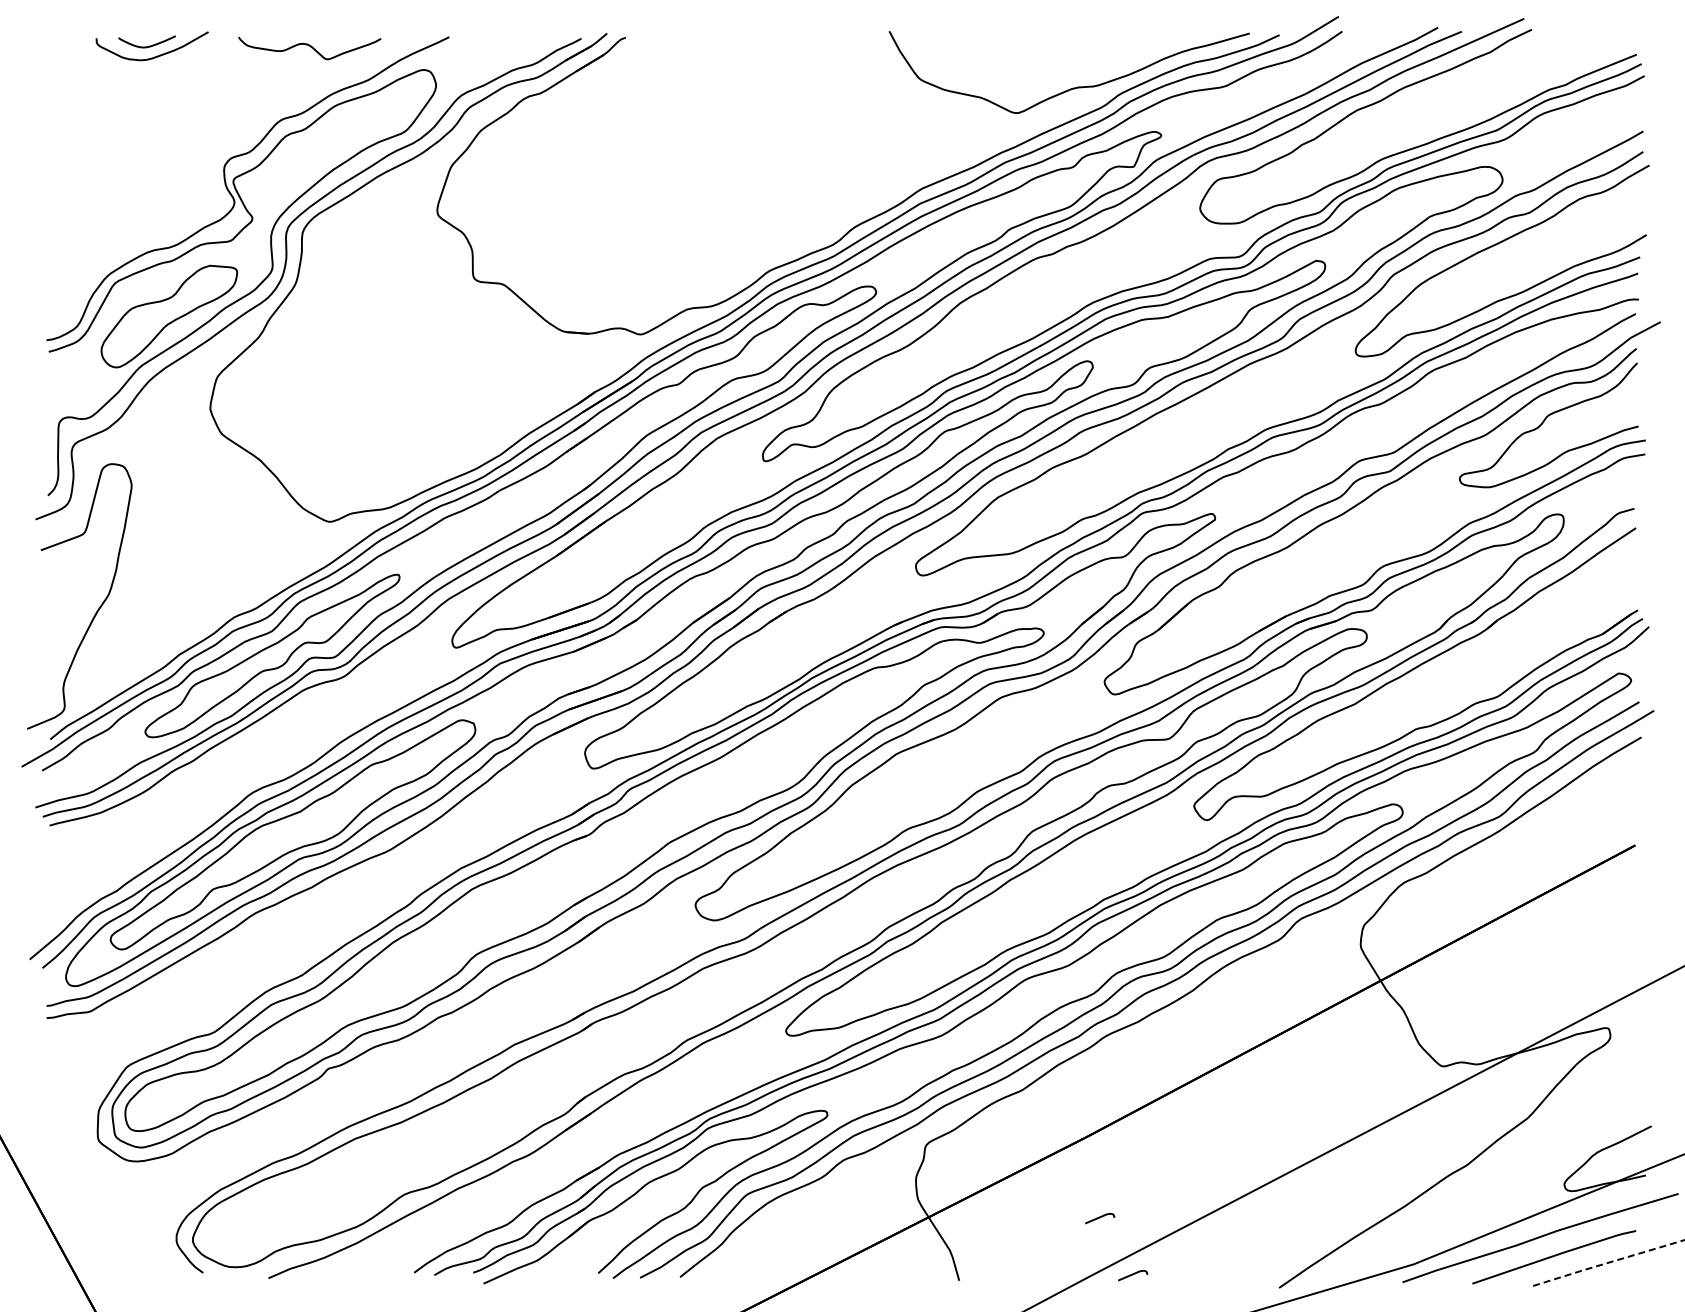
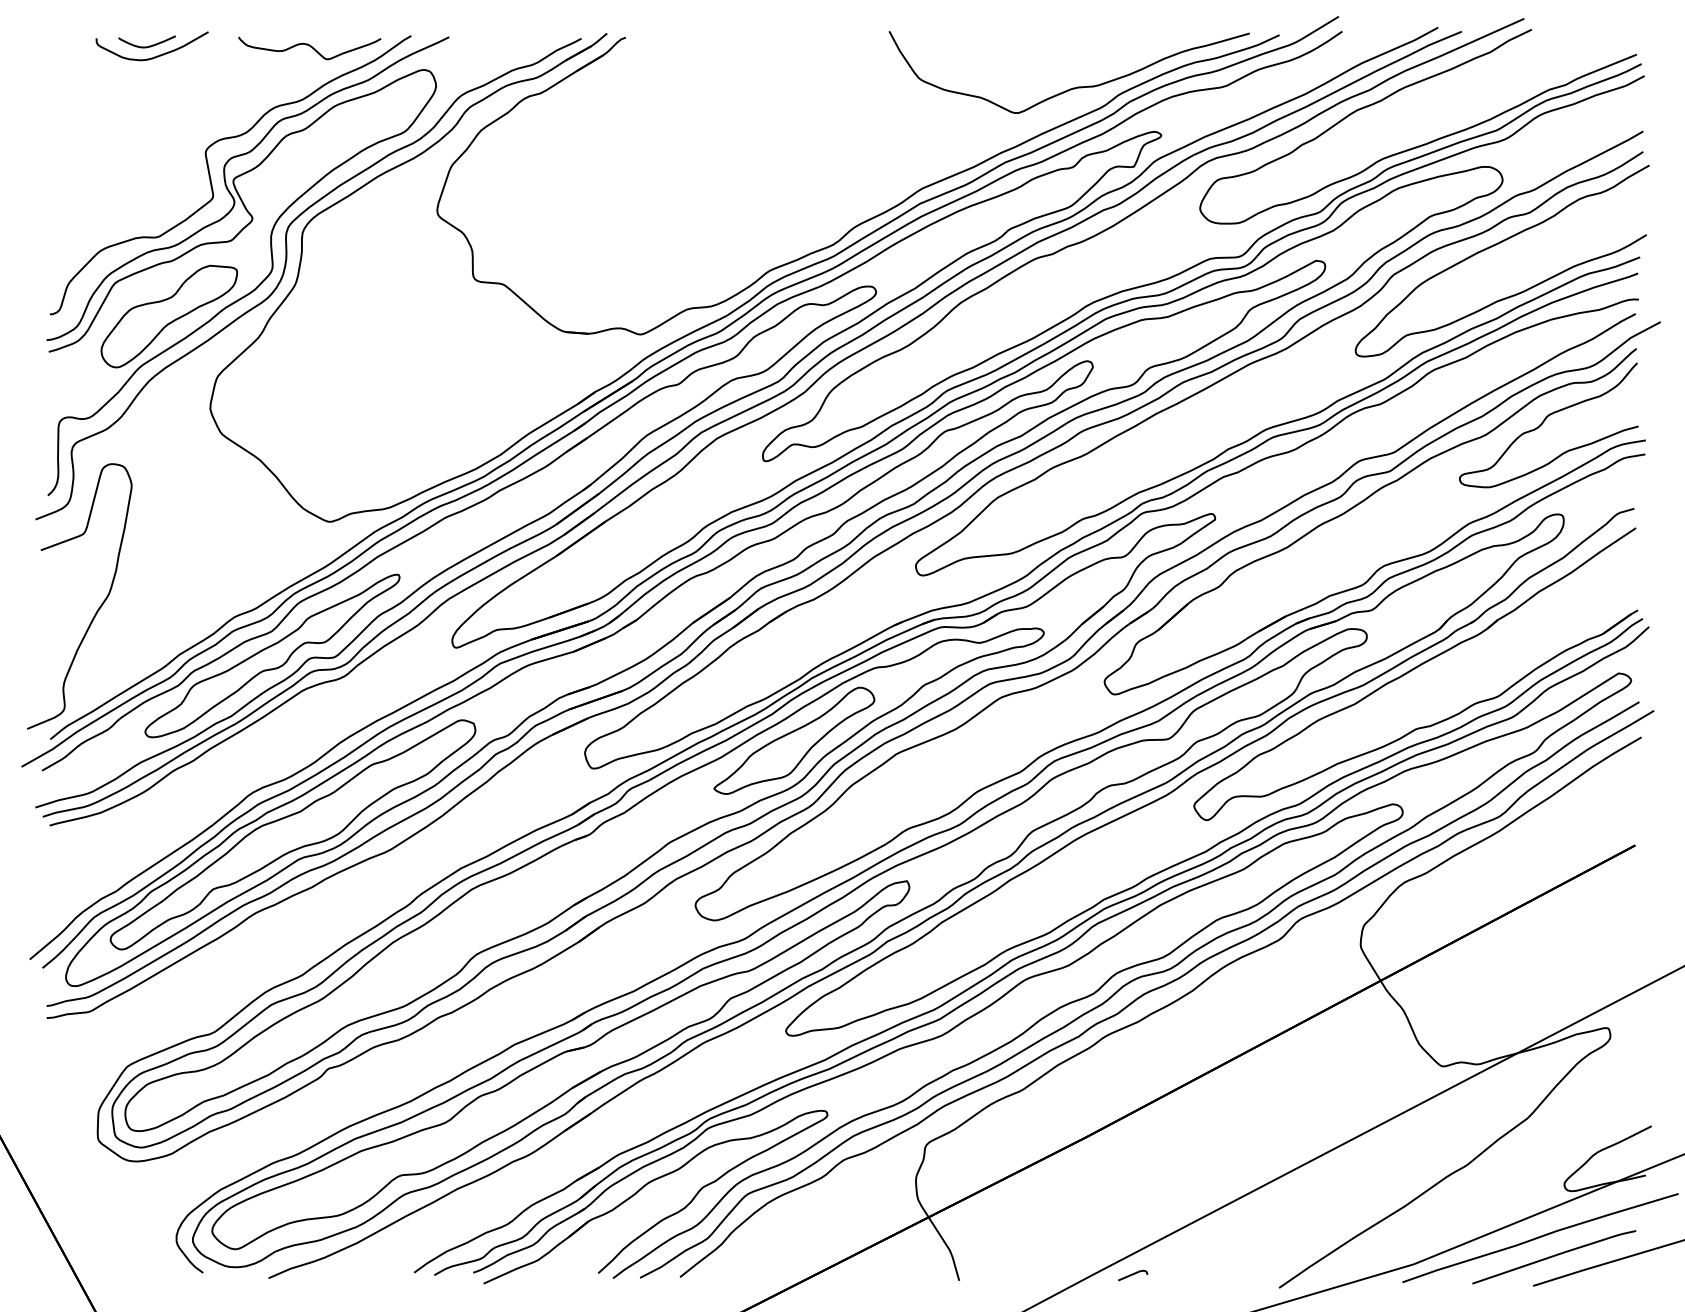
curve: none -> present (211, 178)
part: none -> present (794, 740)
part: none -> present (560, 1065)
curve: present -> none (1100, 1218)
line: dashed -> solid (1608, 1262)
